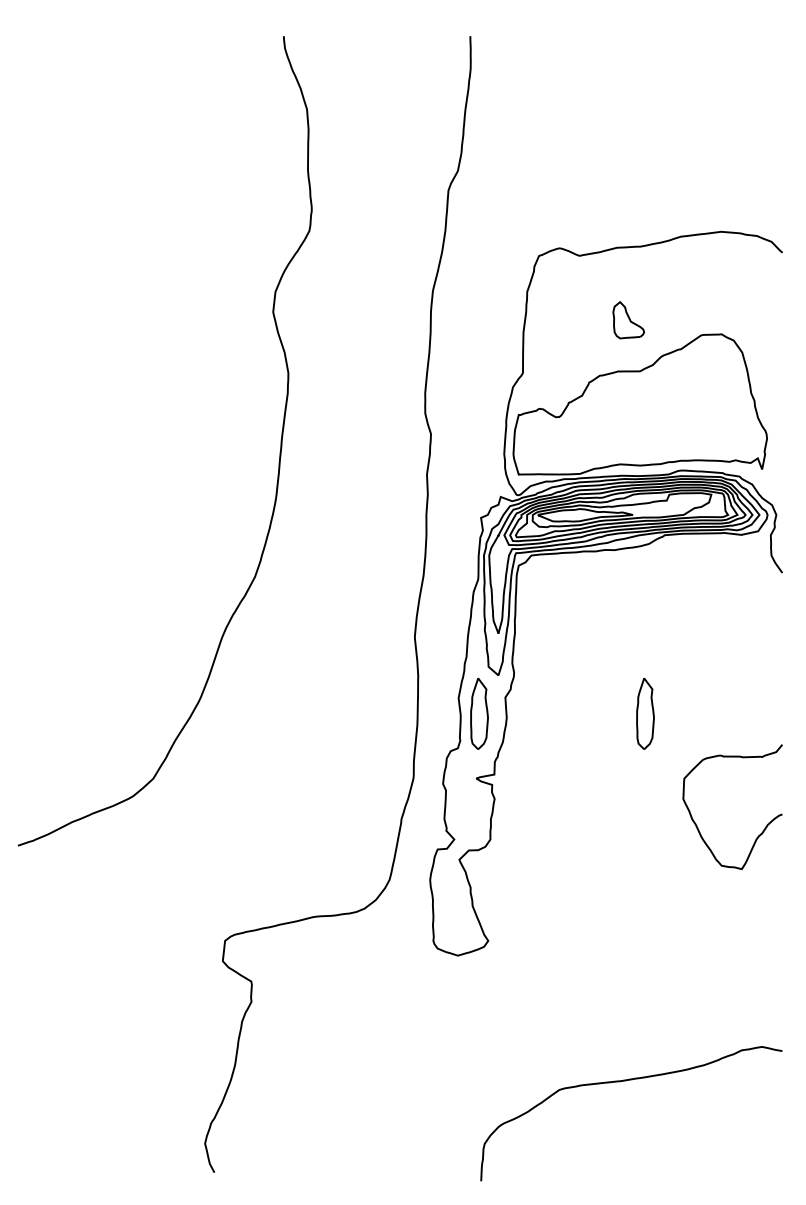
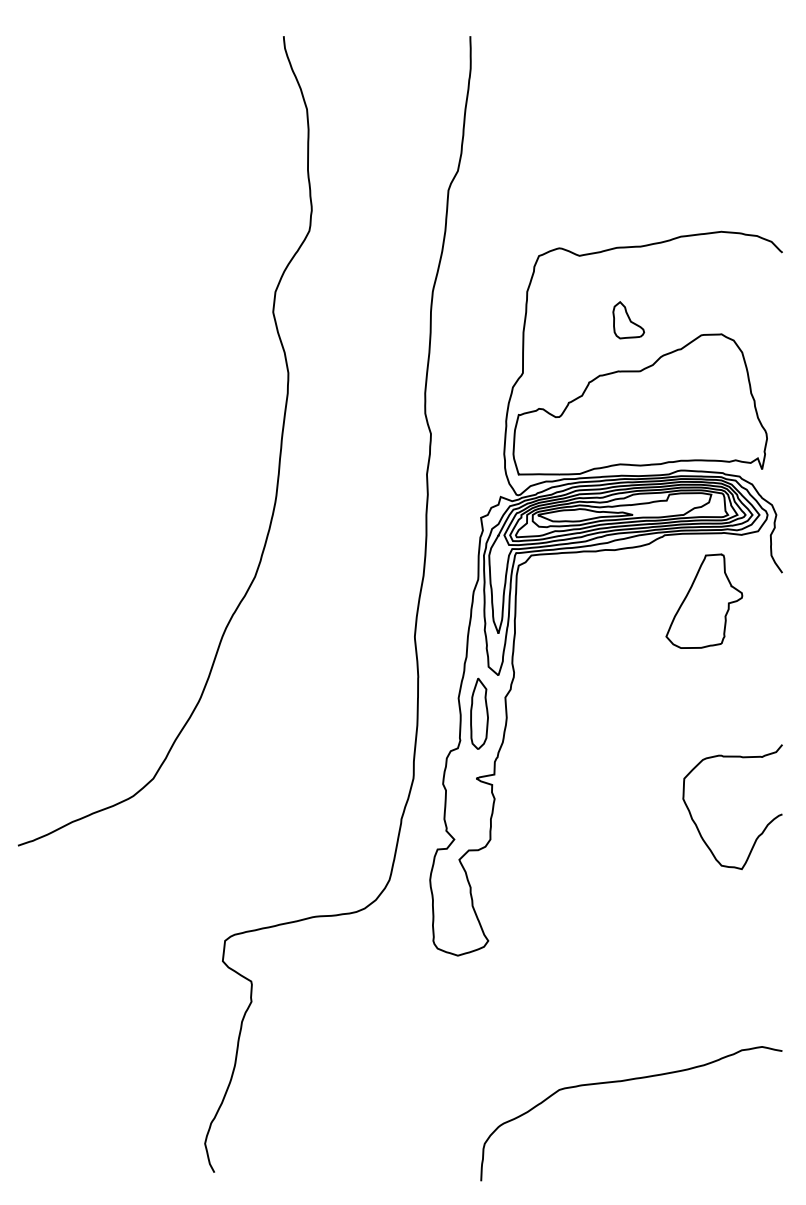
part: none -> present (704, 600)
part: present -> none (645, 713)
